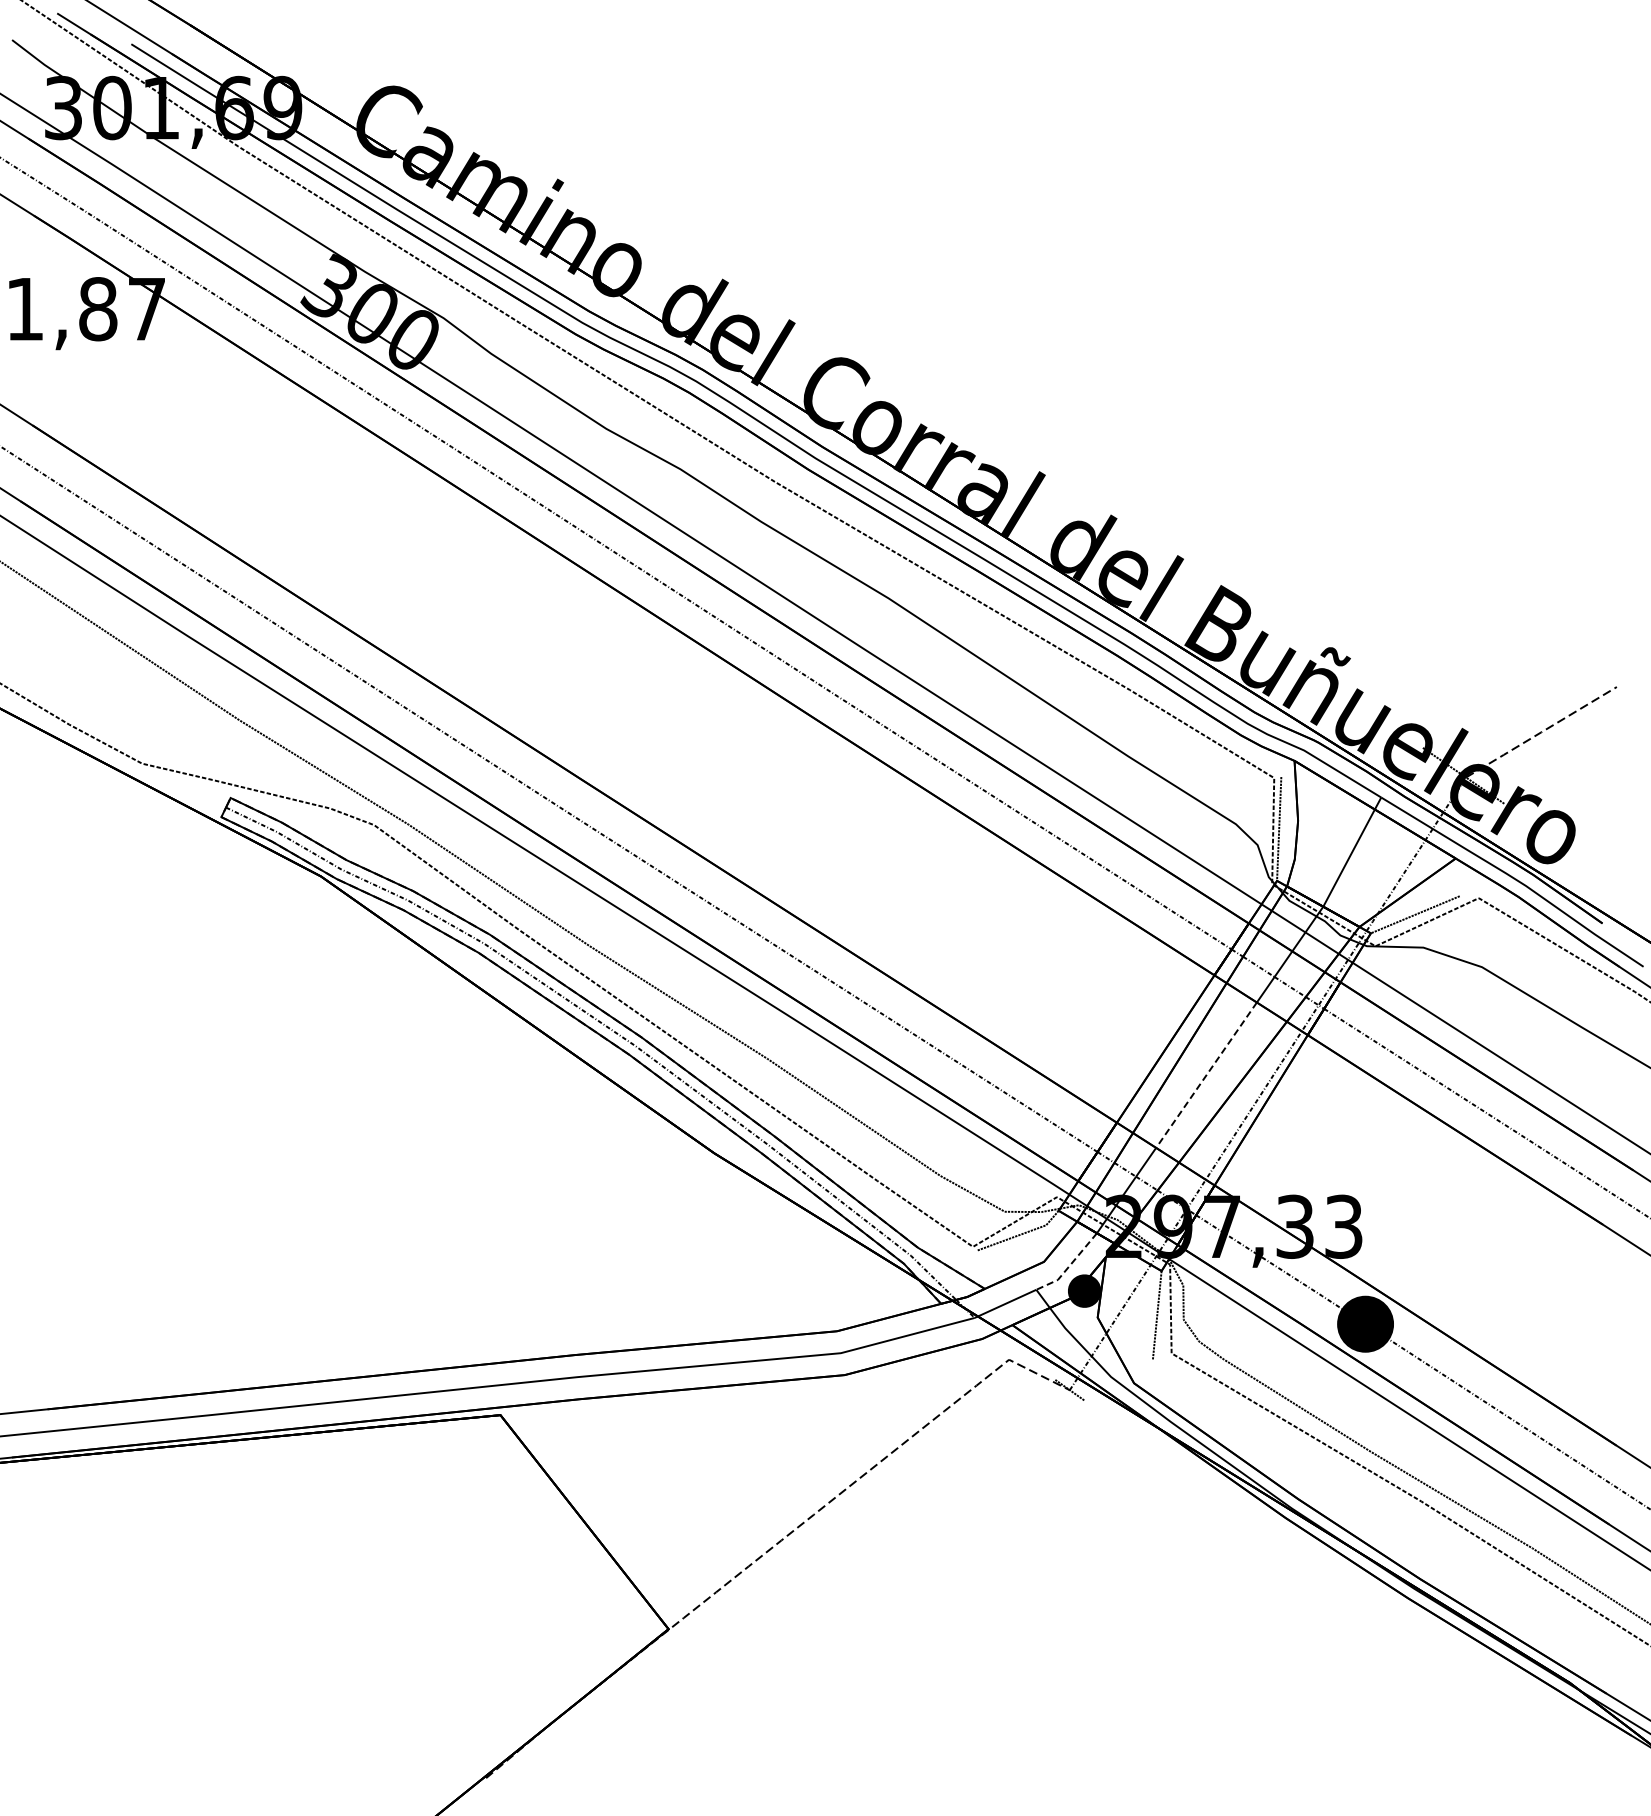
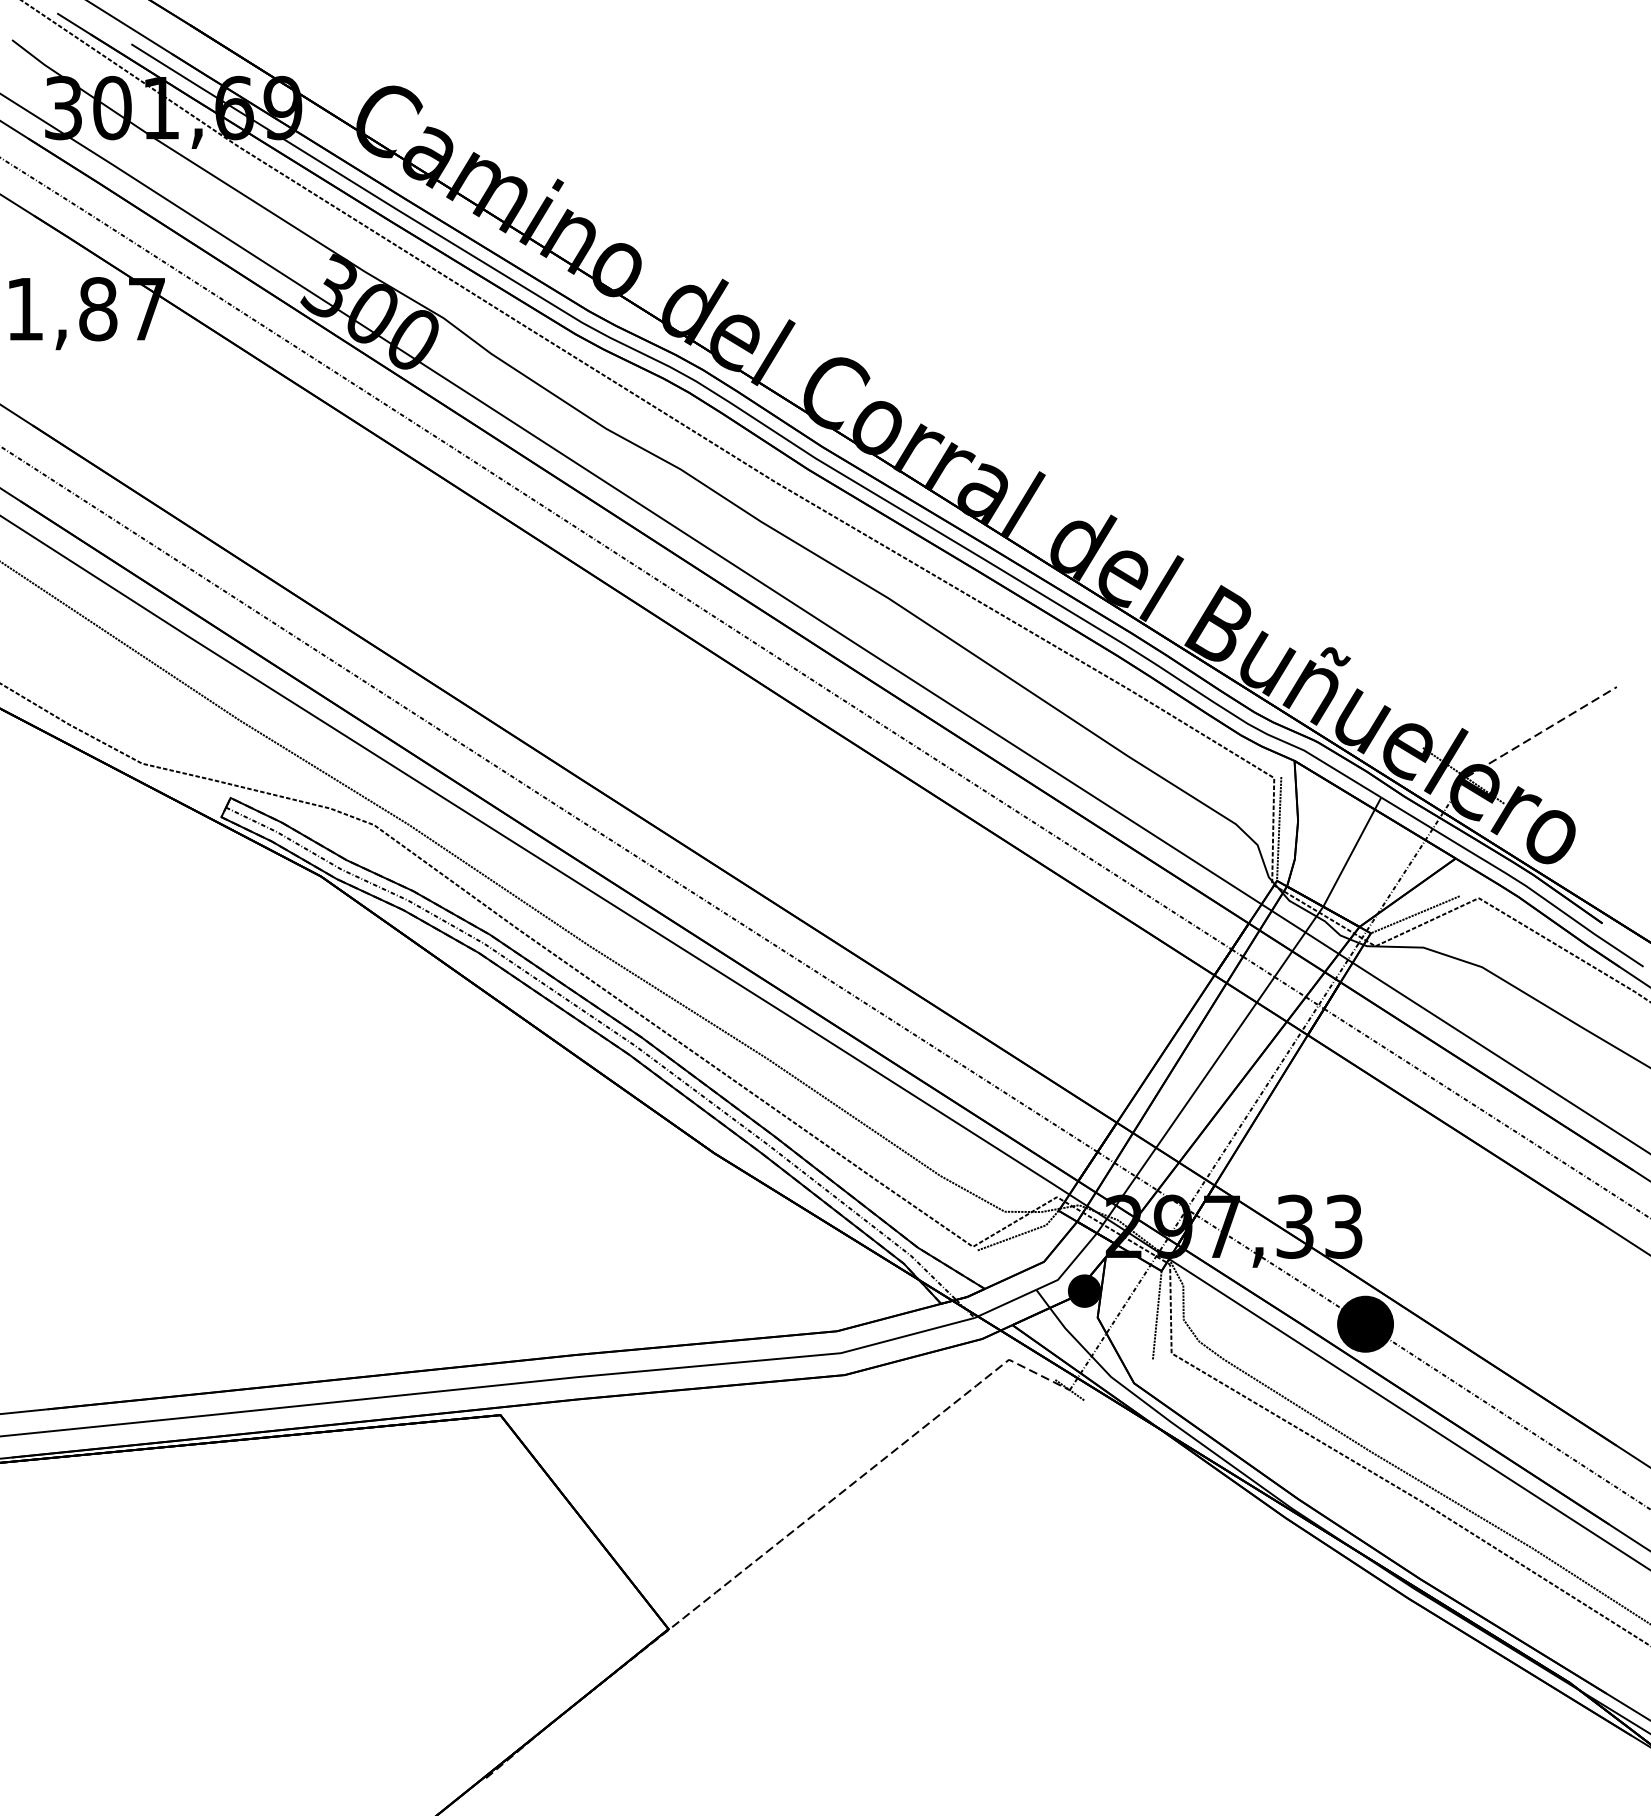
line: dashed -> solid (1206, 1075)
line: dashed -> solid (1069, 1266)
